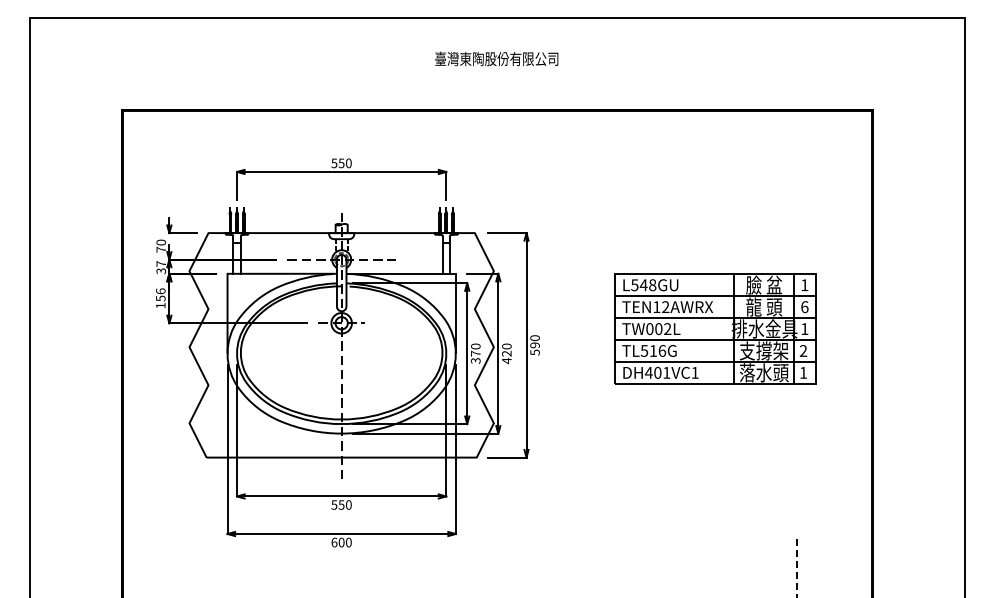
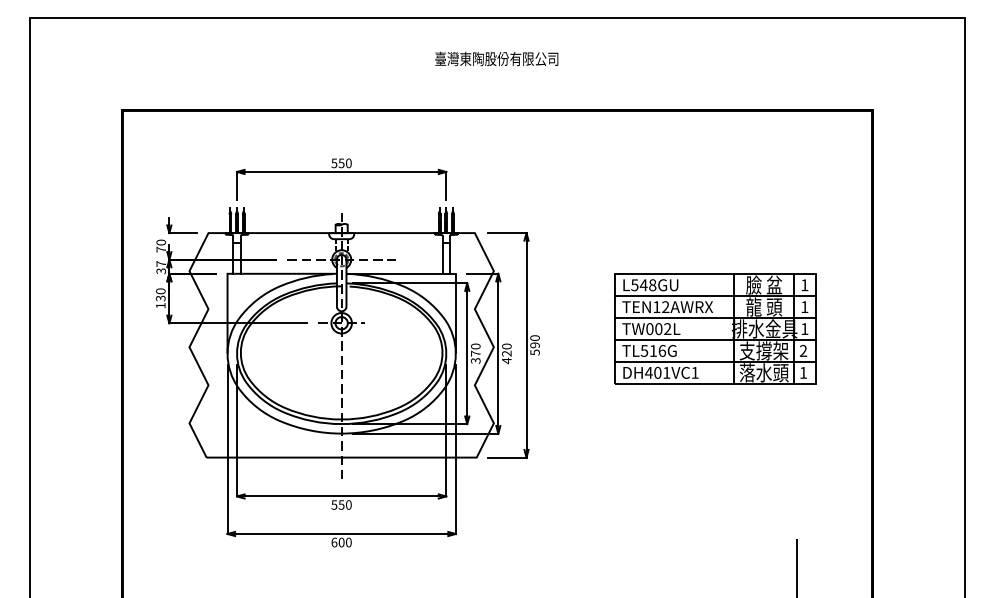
text: 156 -> 130 (160, 294)
text: 6 -> 1 (804, 307)
line: dashed -> solid (796, 568)
